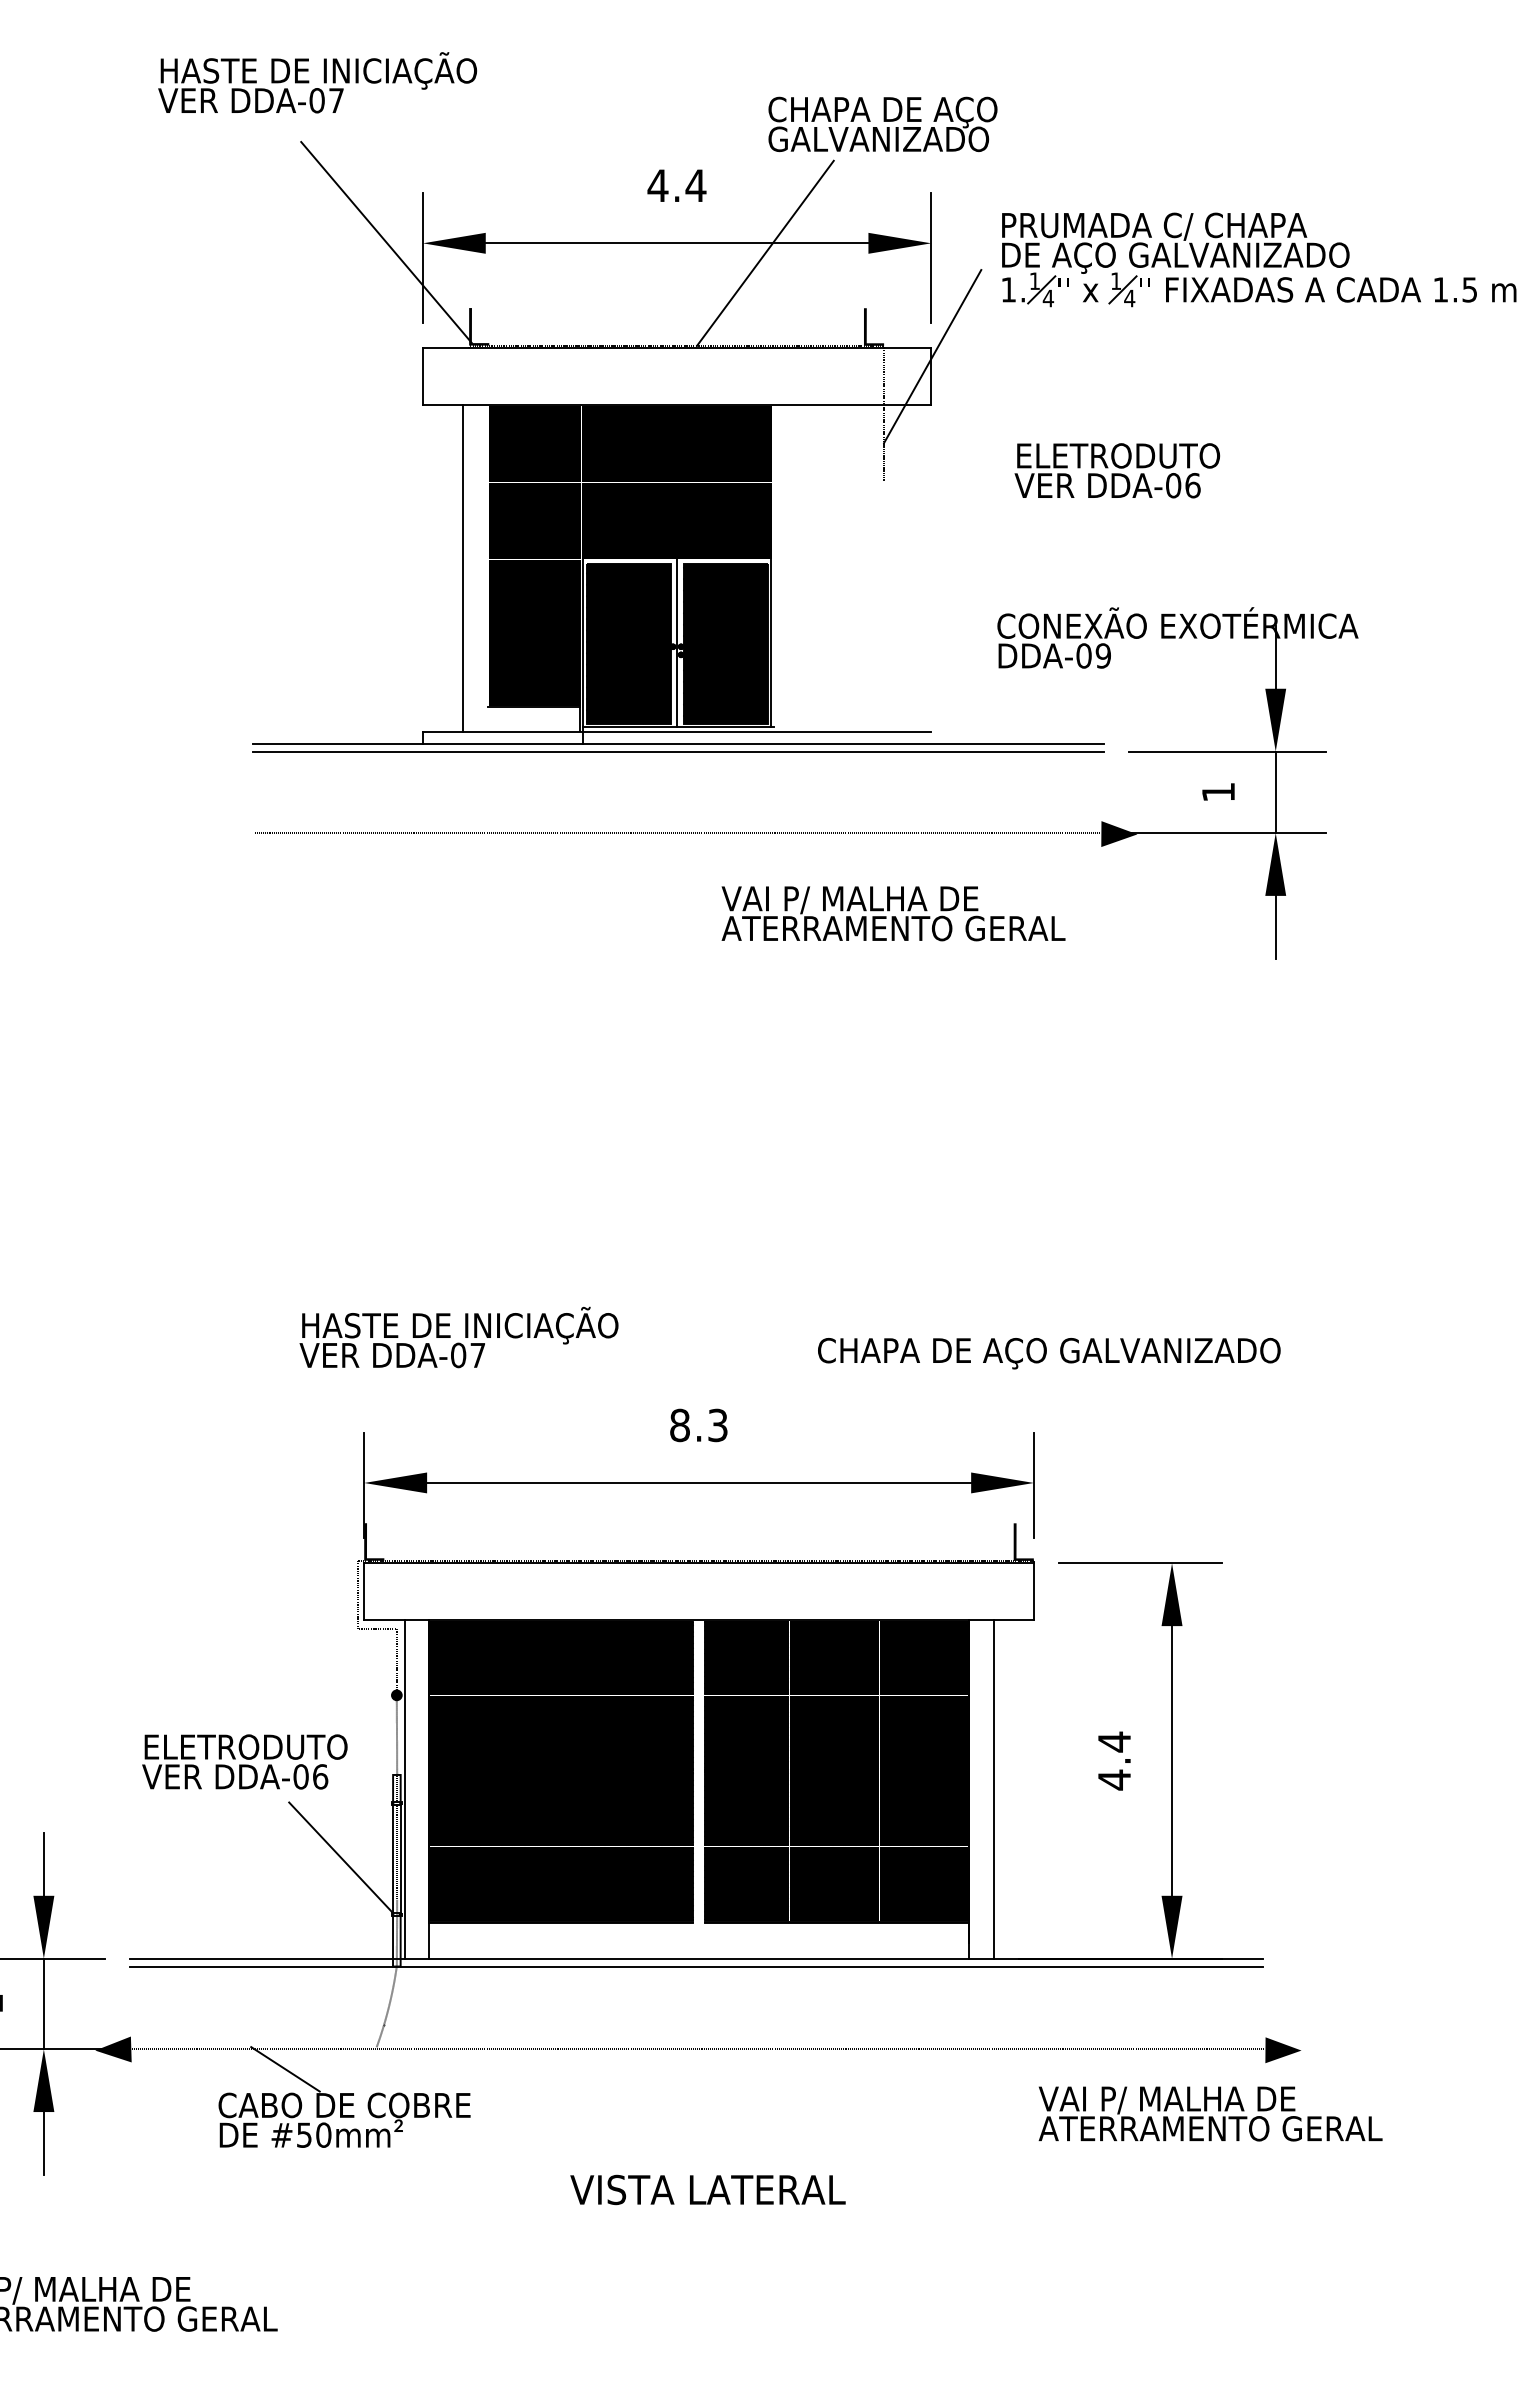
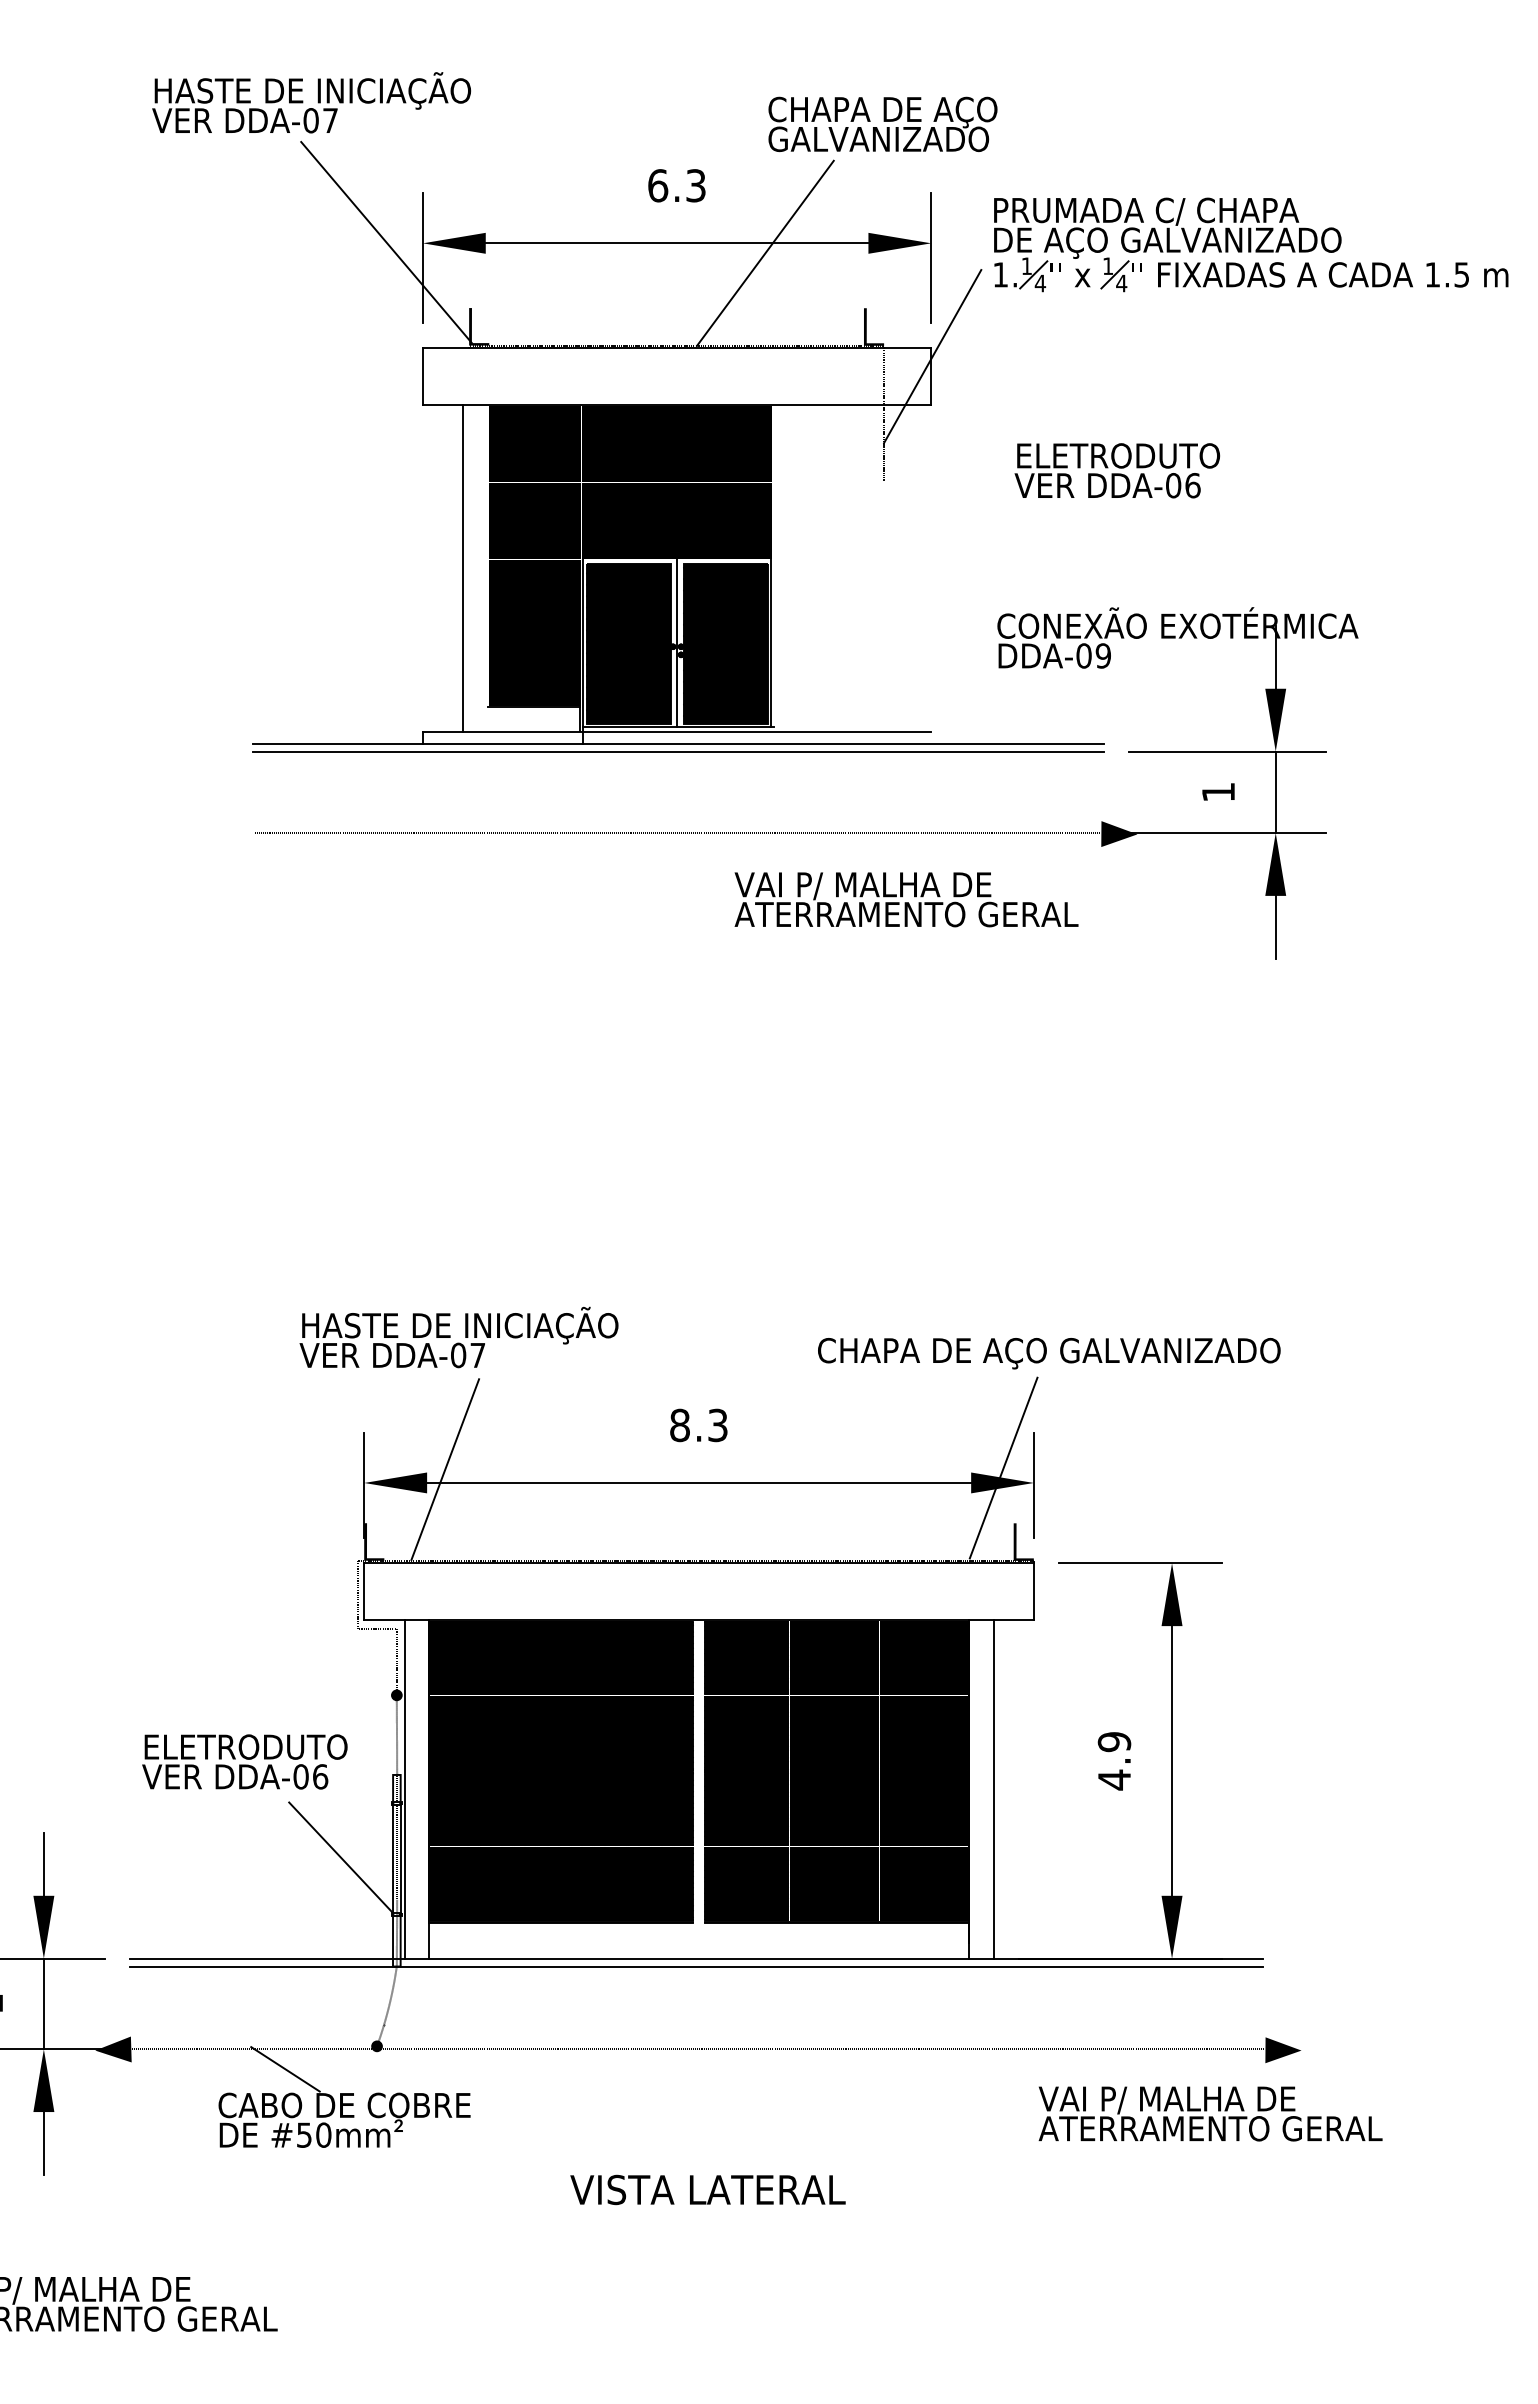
text position: (317, 82) -> (311, 102) (311, 102)
text: 4.4 -> 6.3 (676, 185)
part position: (1259, 259) -> (1251, 244) (1251, 244)
text position: (893, 913) -> (906, 899) (906, 899)
line: none -> present (1003, 1467)
line: none -> present (445, 1469)
text: 4.4 -> 4.9 (1114, 1741)
fill: none -> present (376, 2046)
